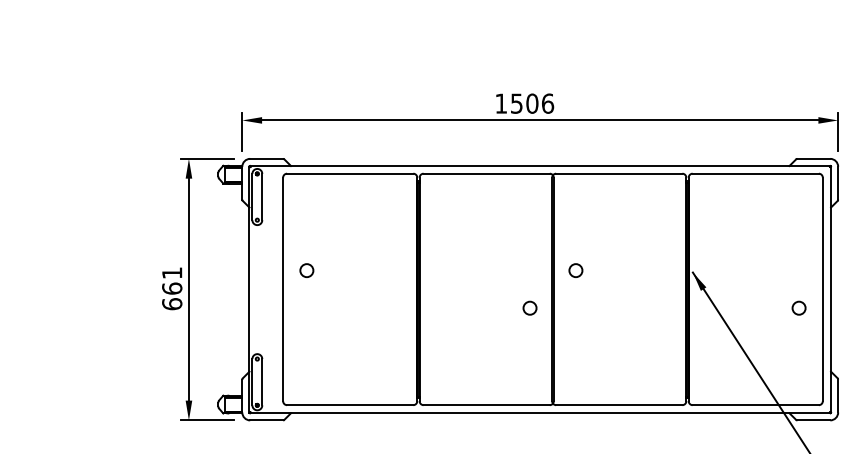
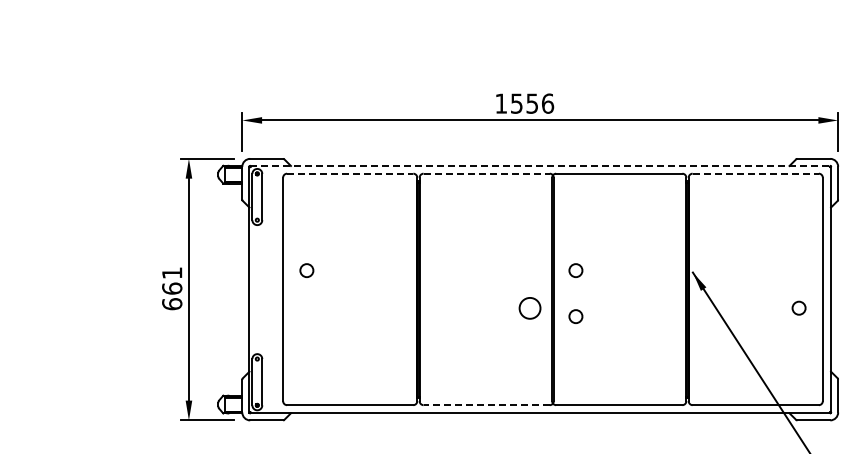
text: 1506 -> 1556 (532, 103)
line: solid -> dashed (540, 165)
line: solid -> dashed (350, 173)
line: solid -> dashed (487, 173)
line: solid -> dashed (756, 173)
circle size: 16x16 px -> 24x23 px (529, 308)
circle: none -> present (575, 316)
line: solid -> dashed (486, 405)
